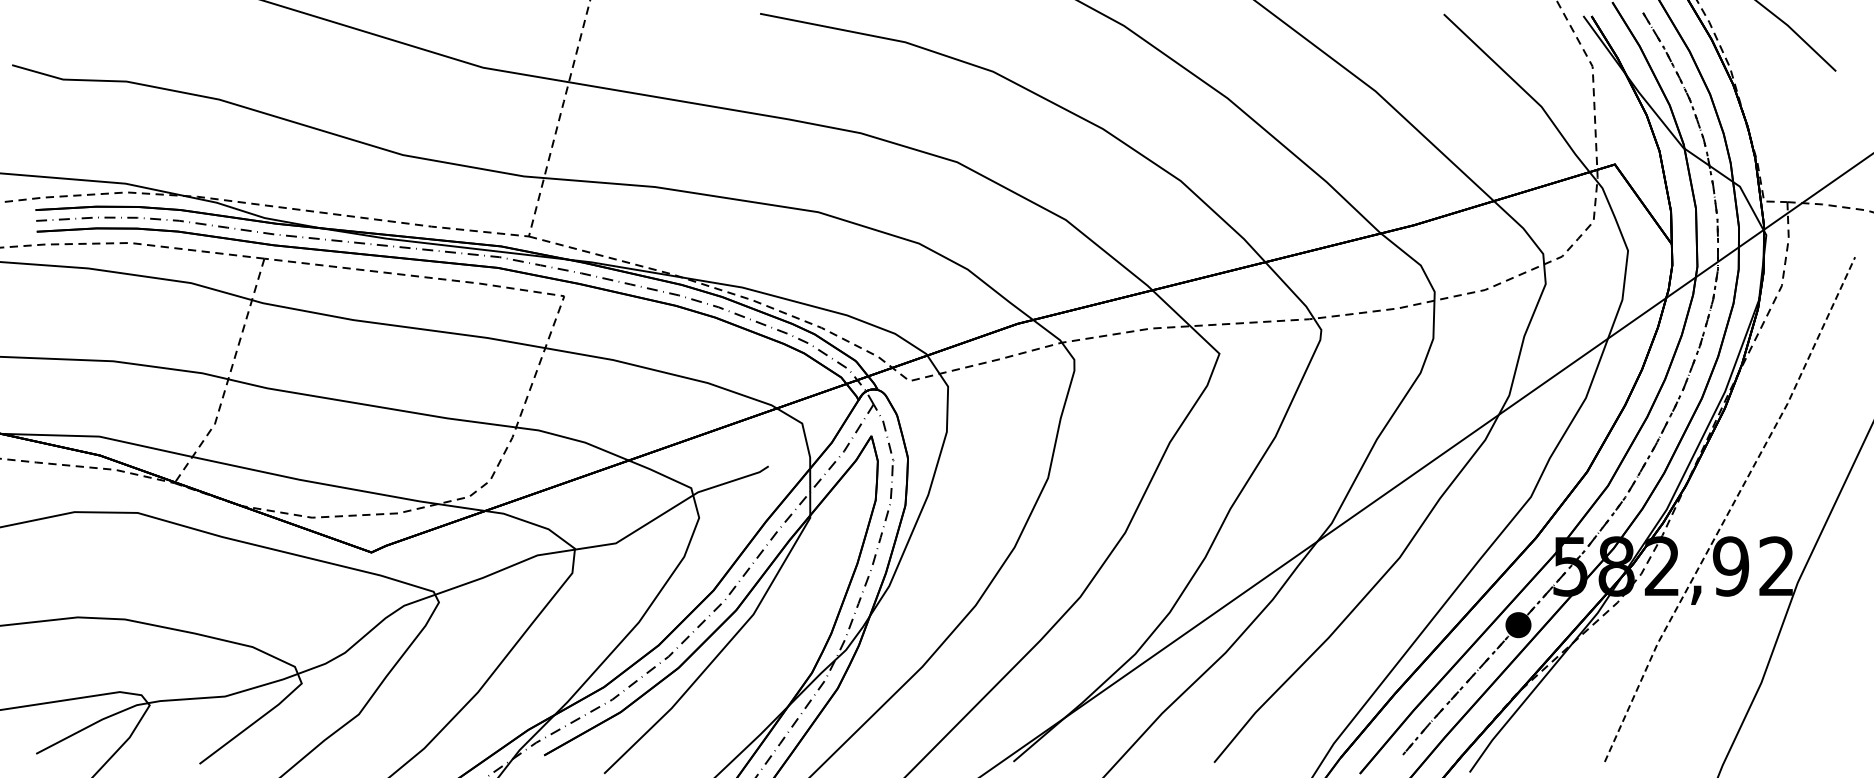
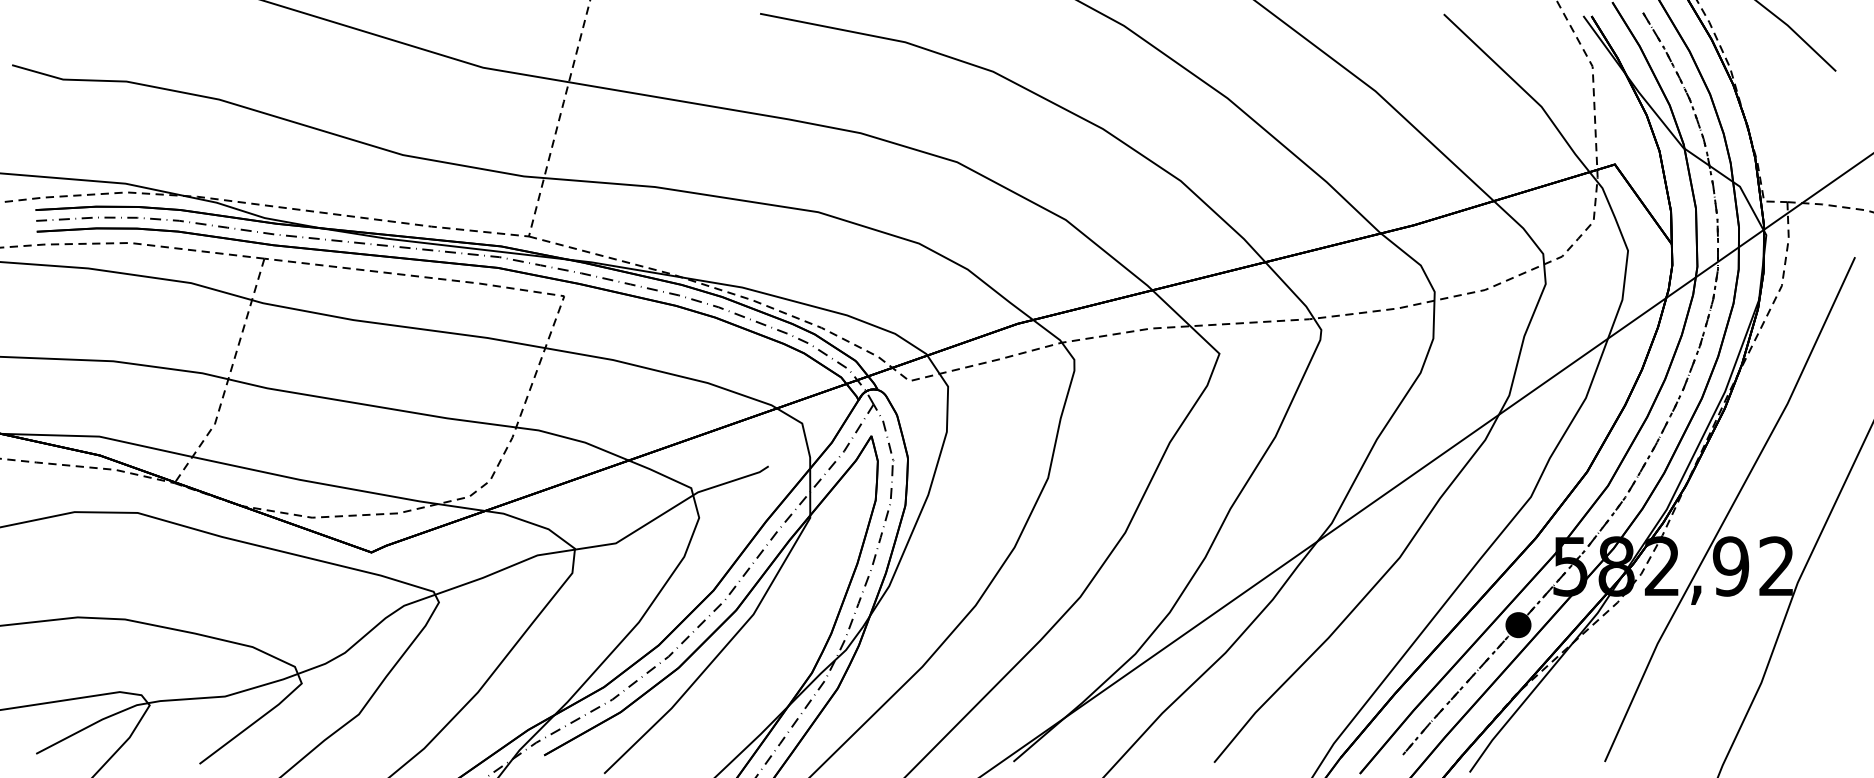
line: dashed -> solid (1730, 509)
